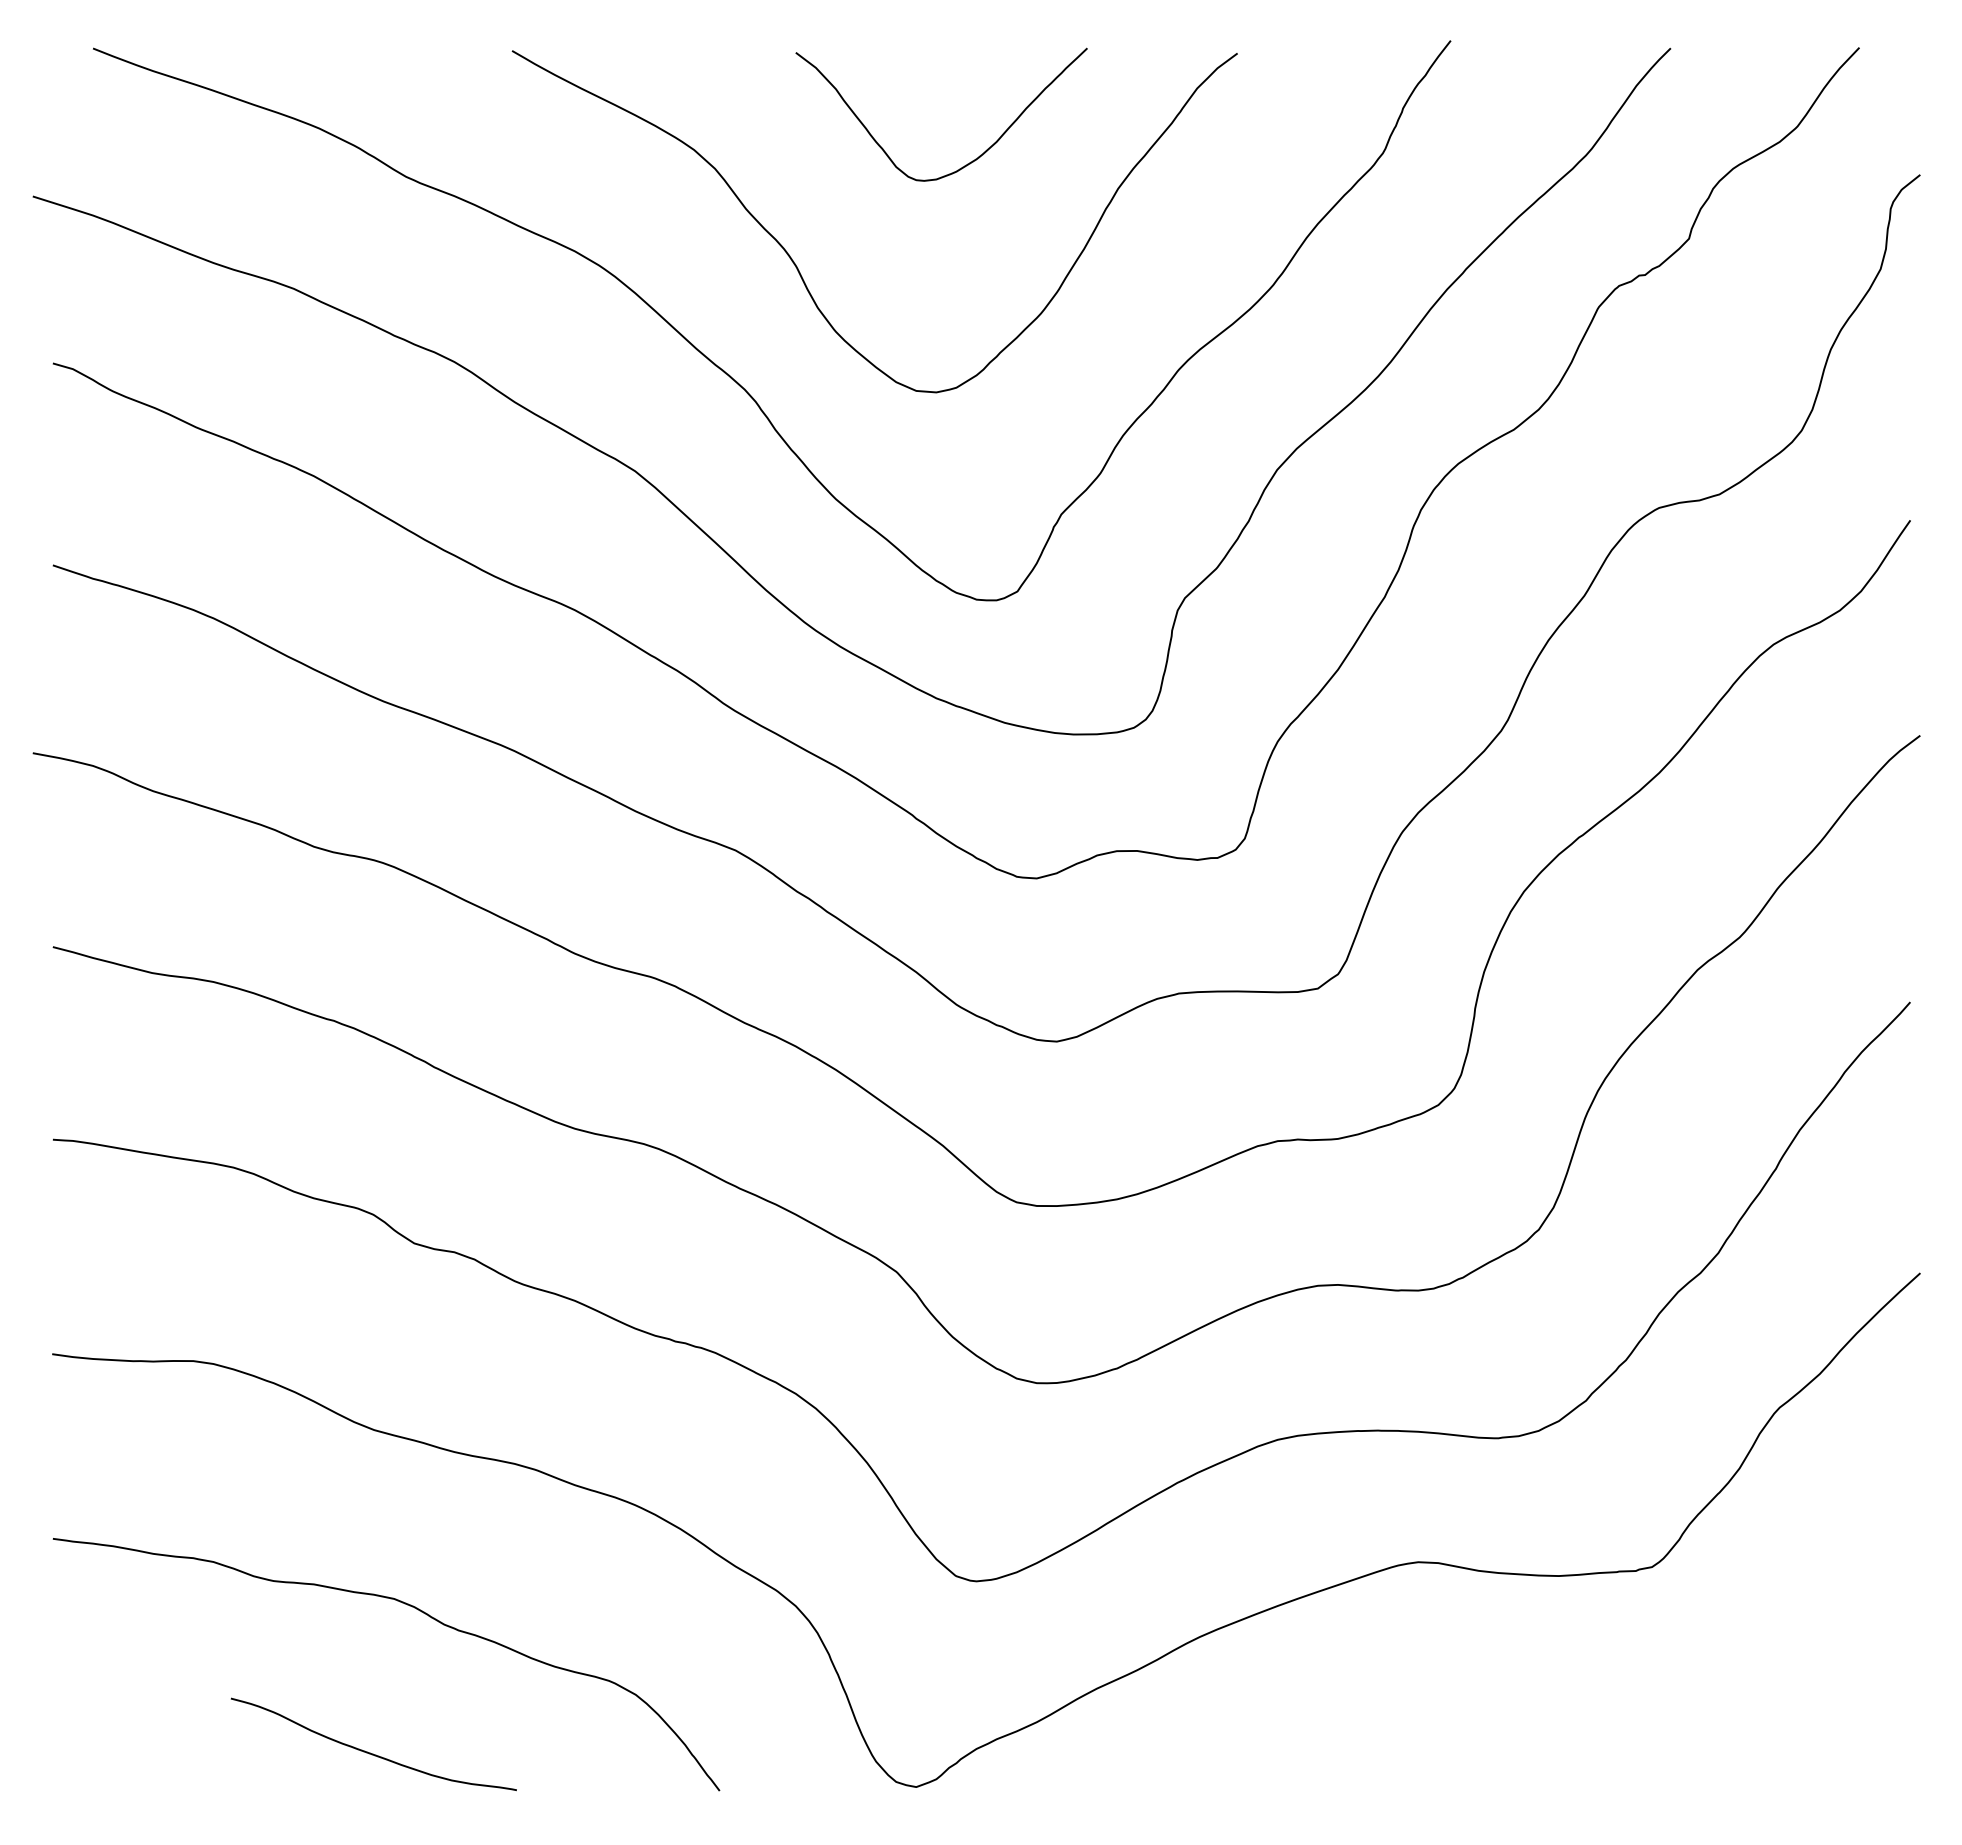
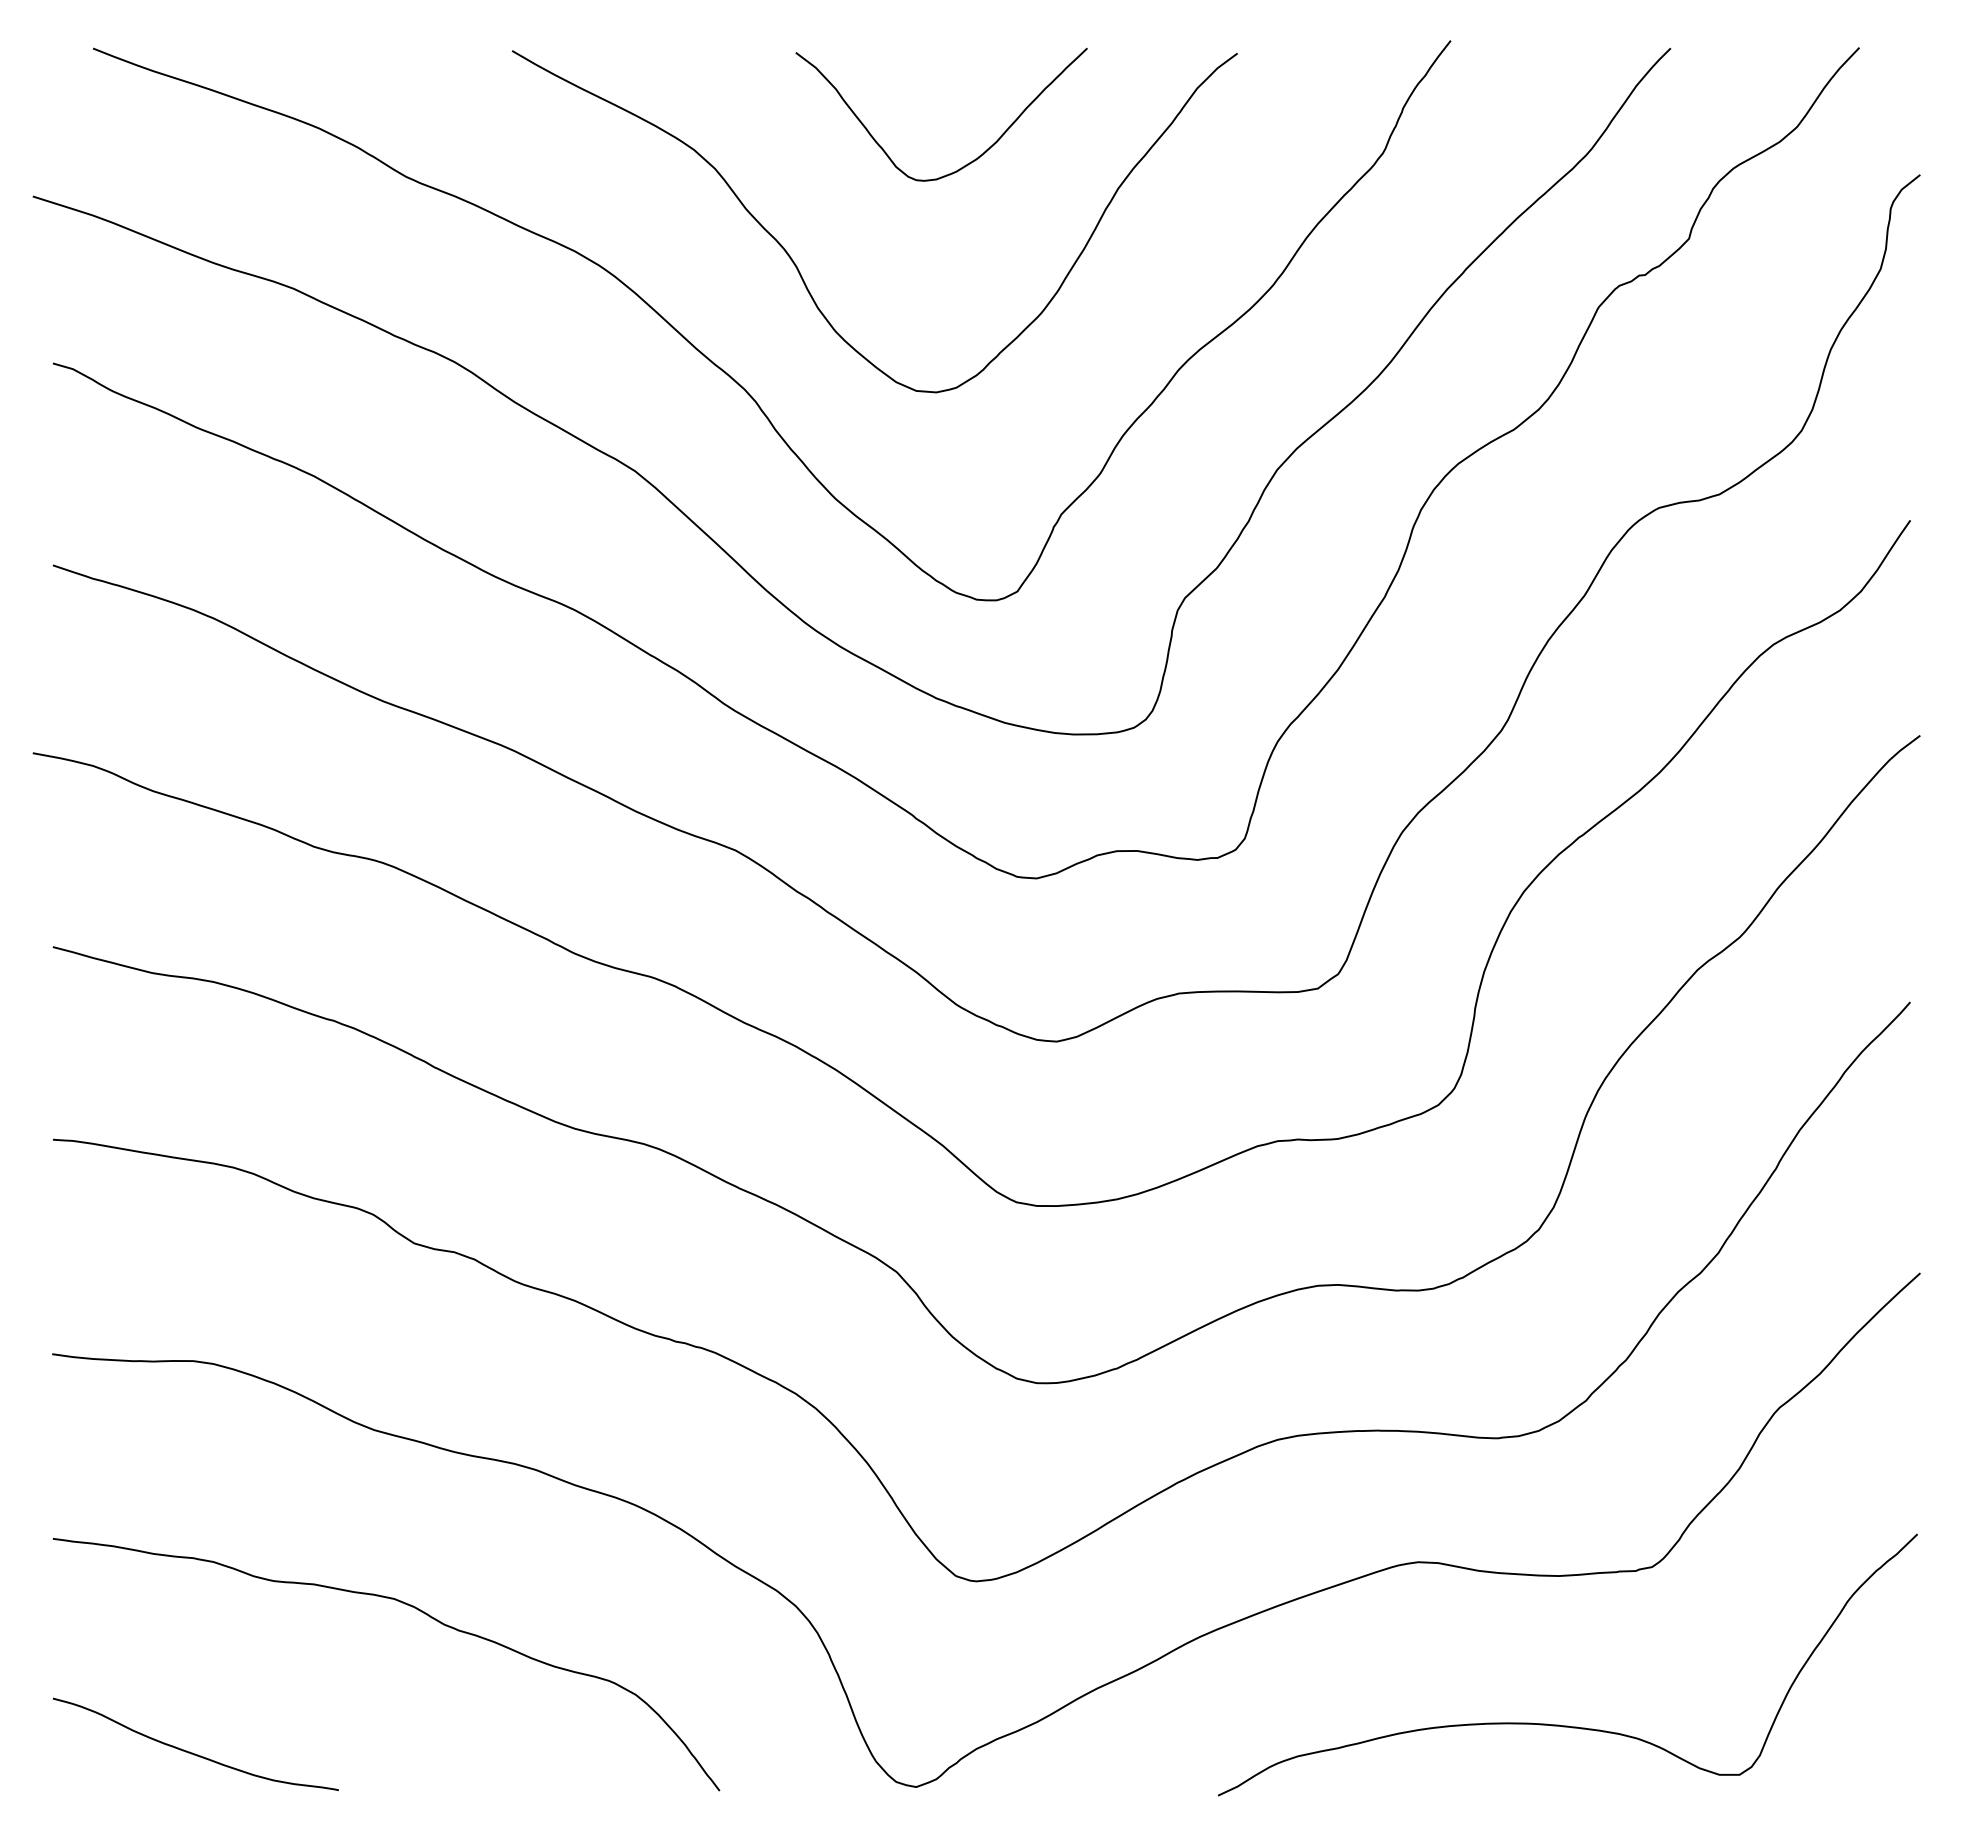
curve: none -> present (1559, 1724)
curve position: (370, 1752) -> (192, 1752) (192, 1752)
